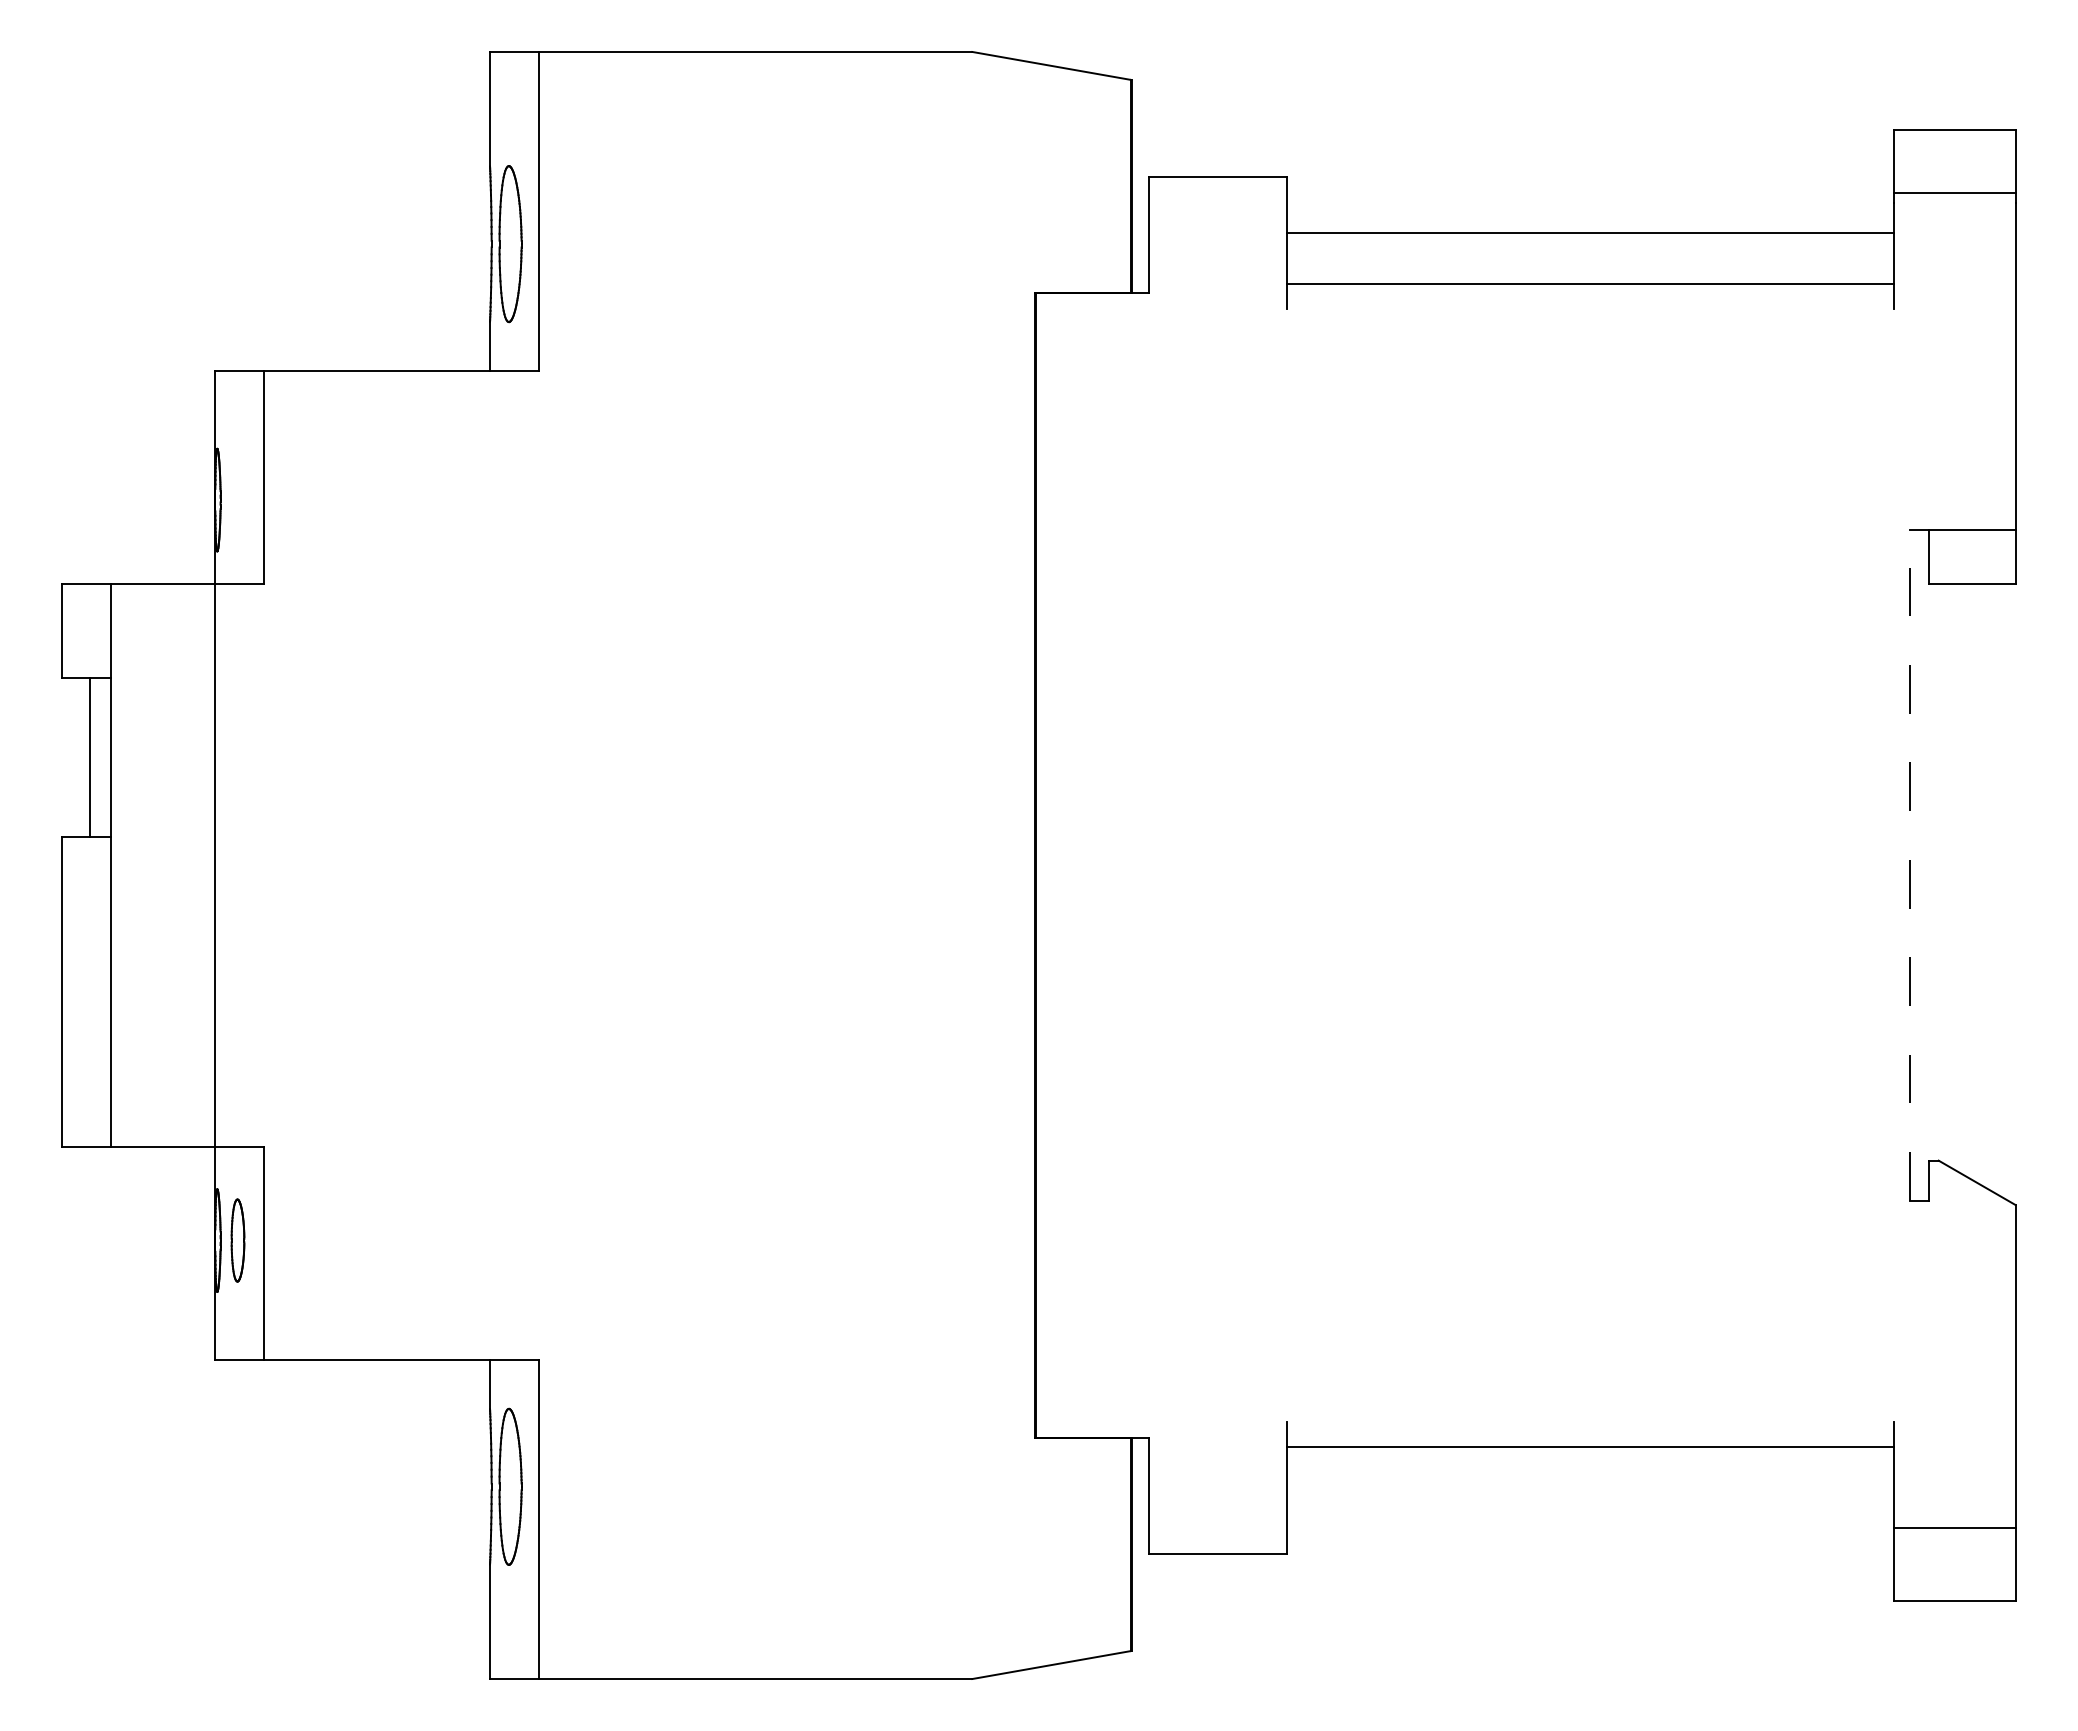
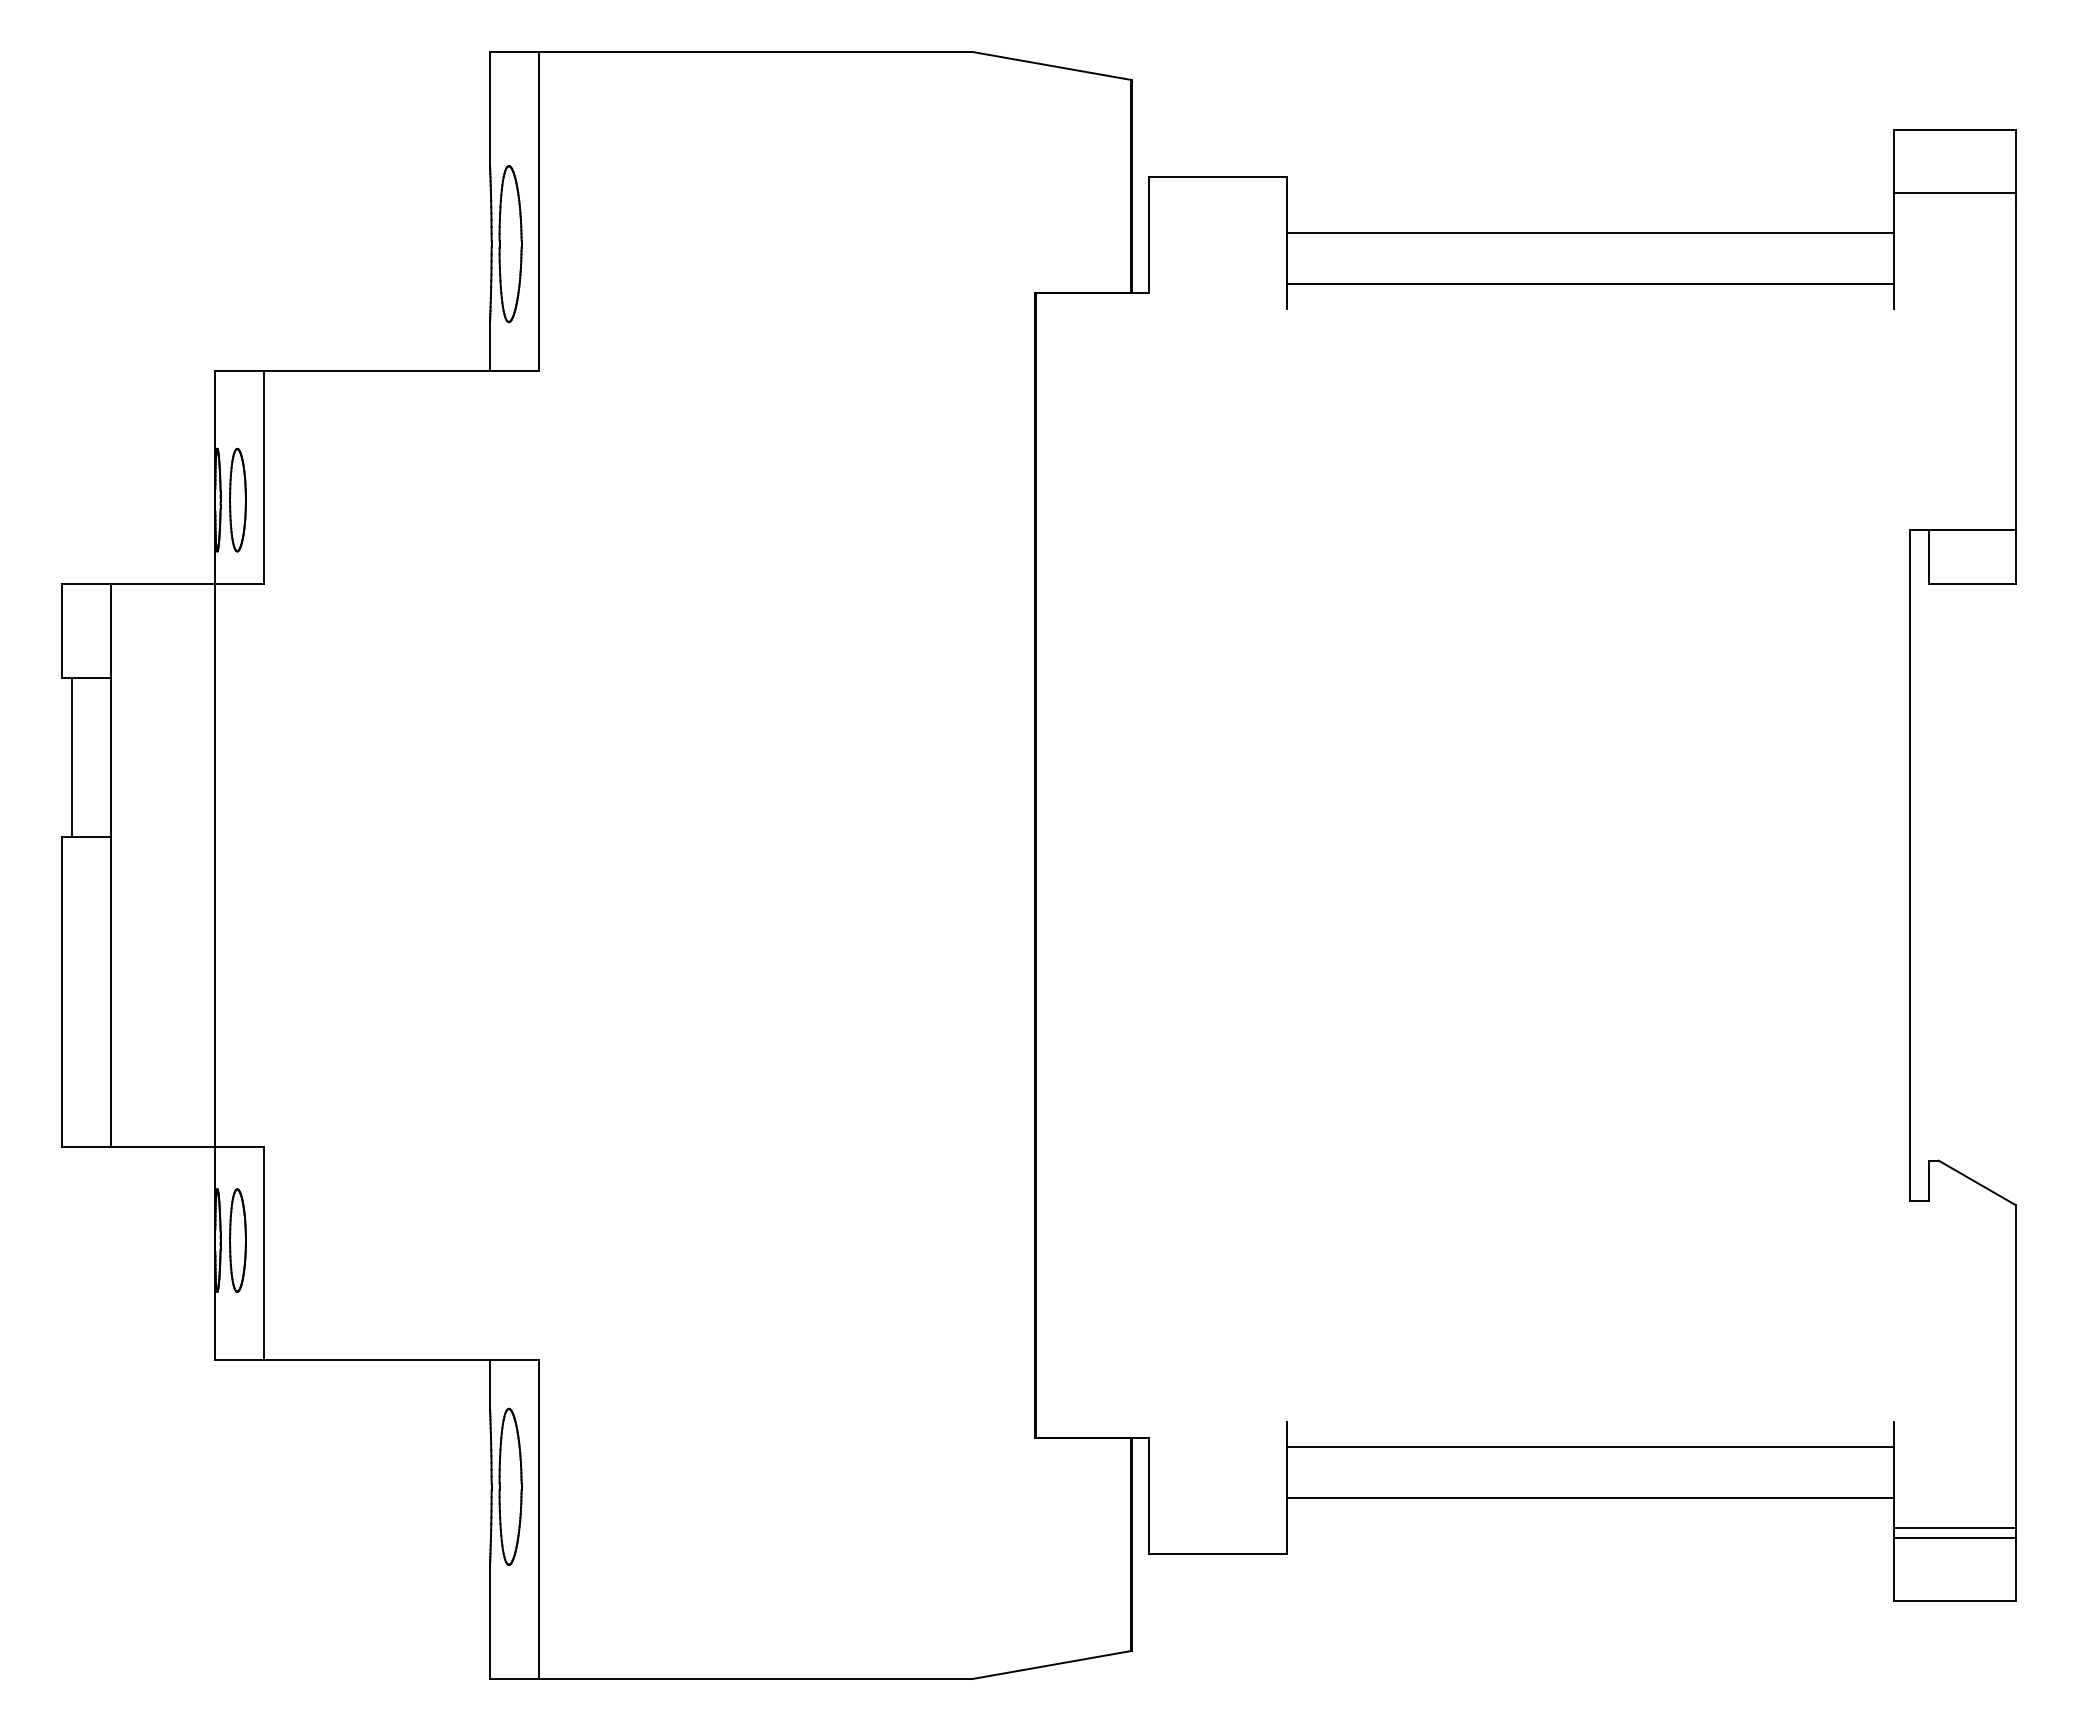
part: none -> present (237, 499)
line position: (90, 756) -> (72, 756) (72, 756)
line: dashed -> solid (1910, 865)
part size: 16x85 px -> 18x105 px (237, 1240)
line: none -> present (1589, 1498)
line: none -> present (1954, 1537)
